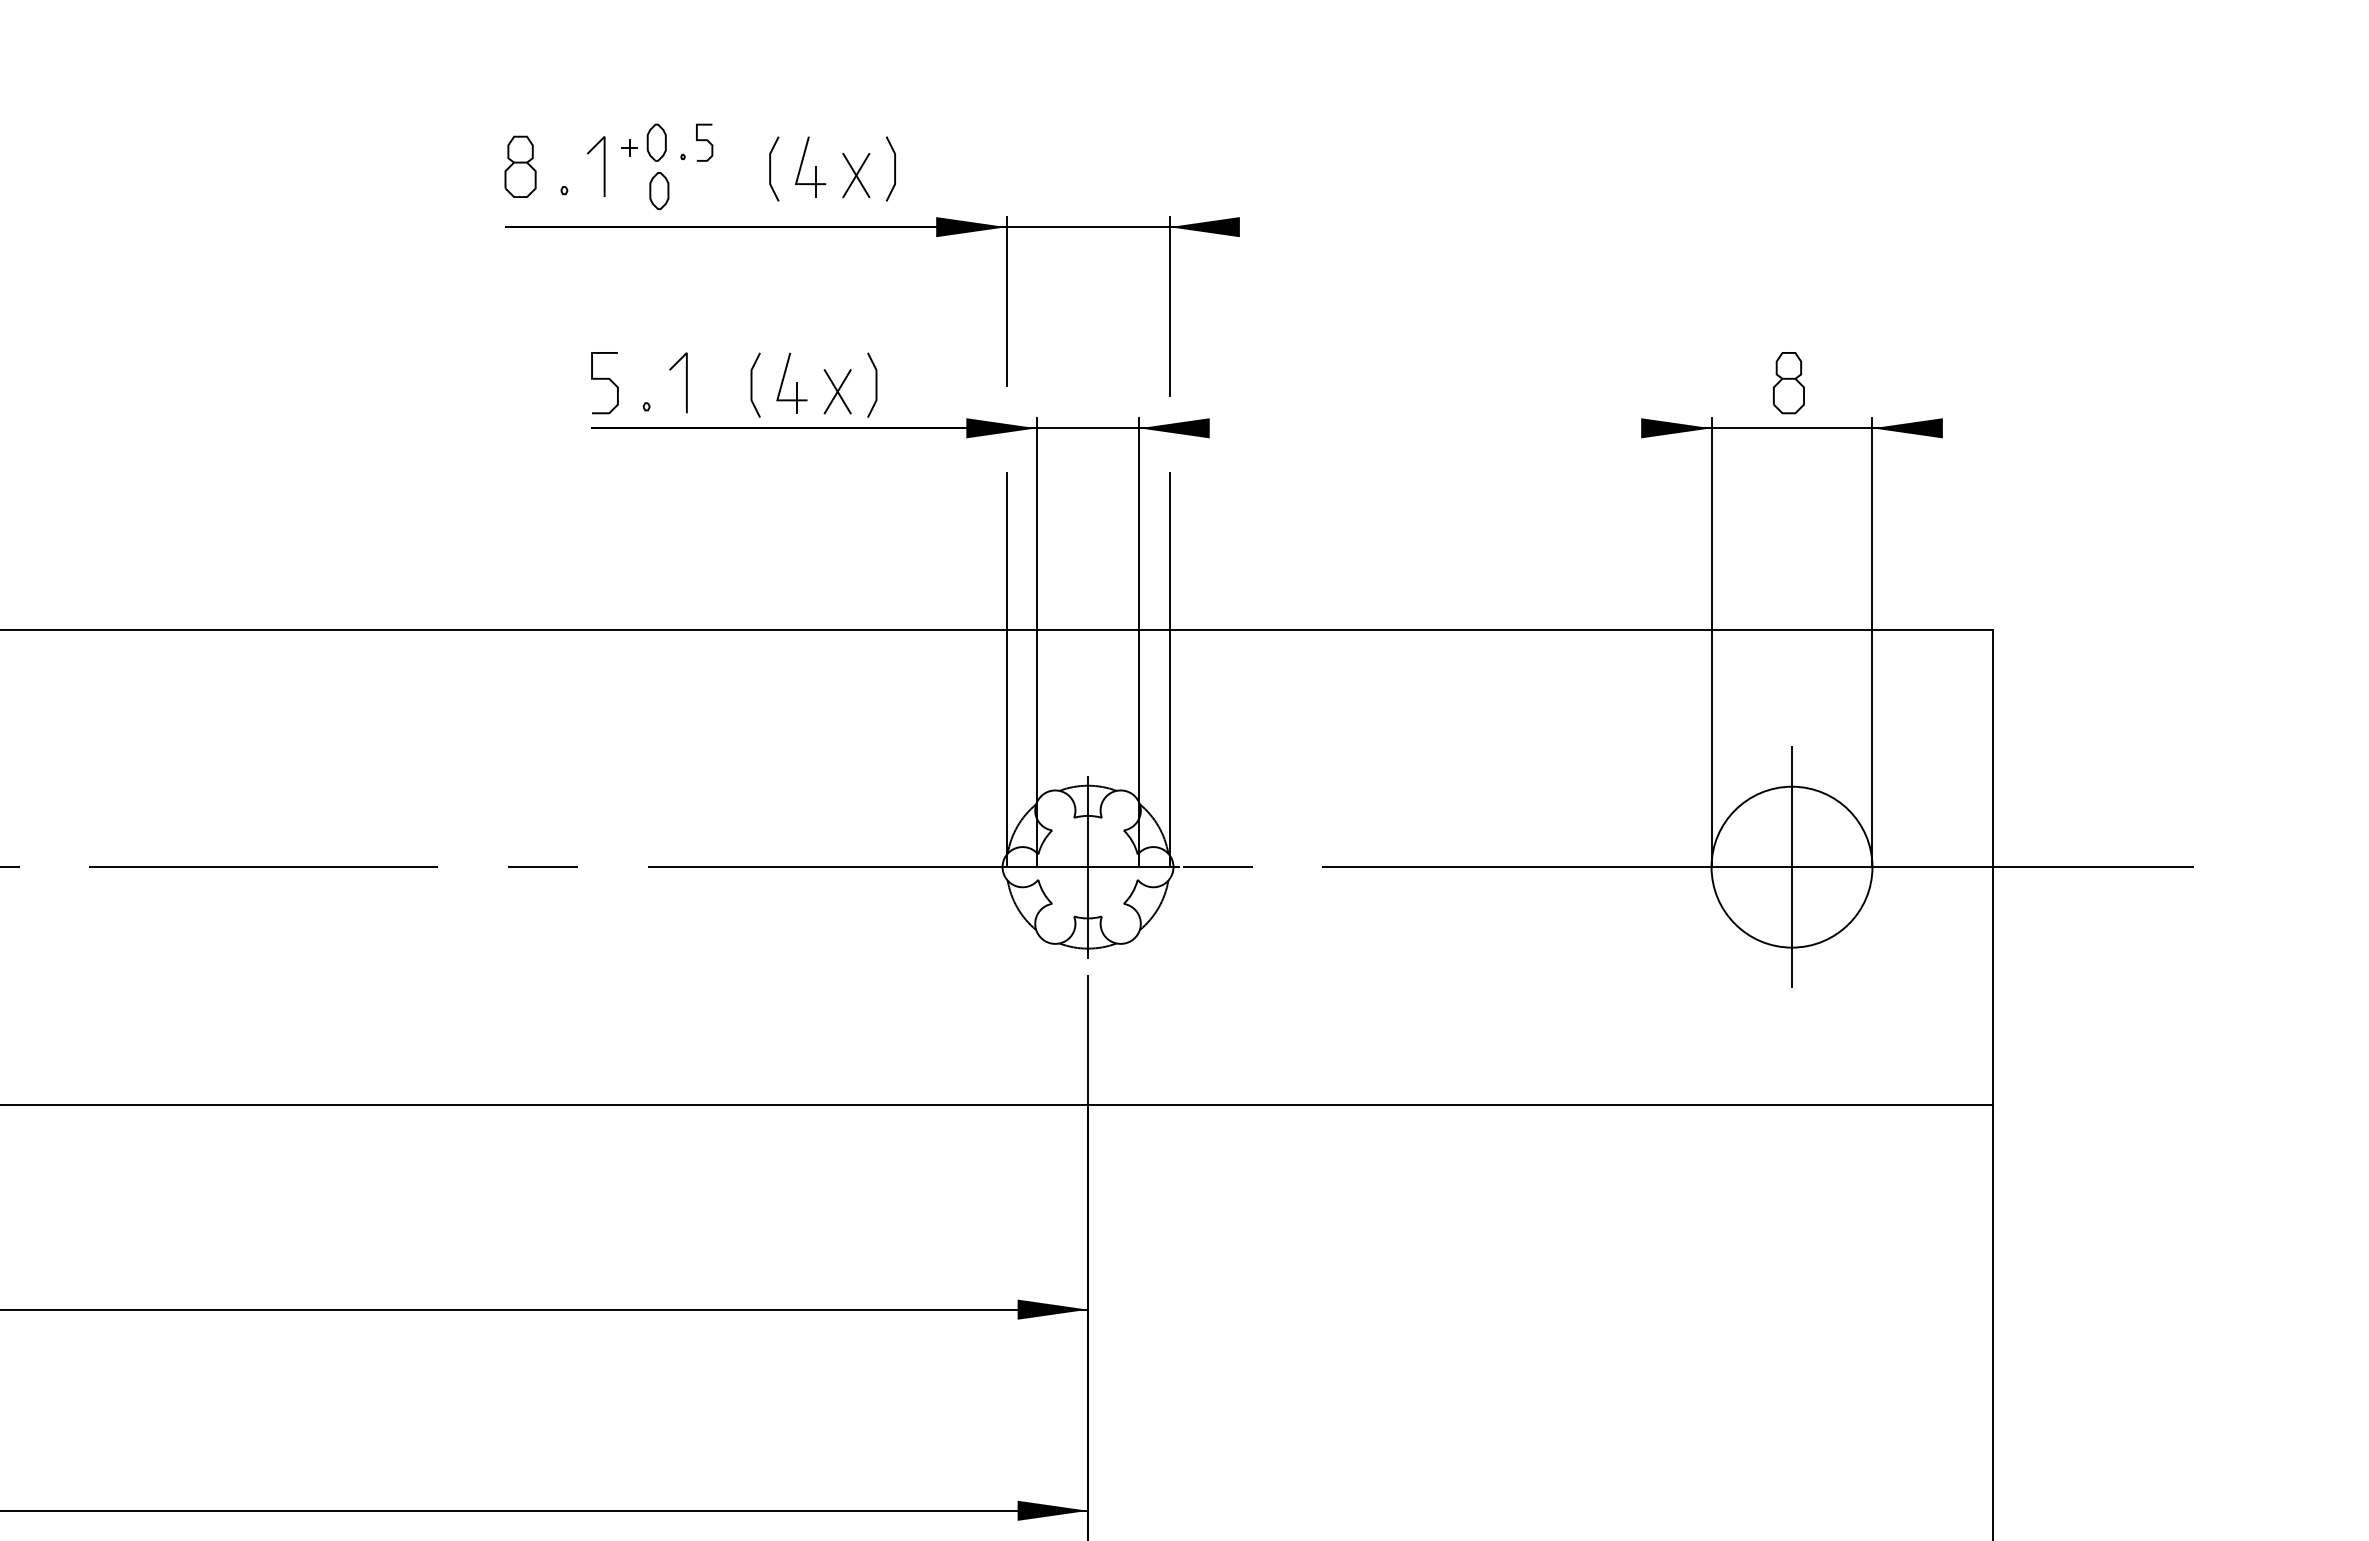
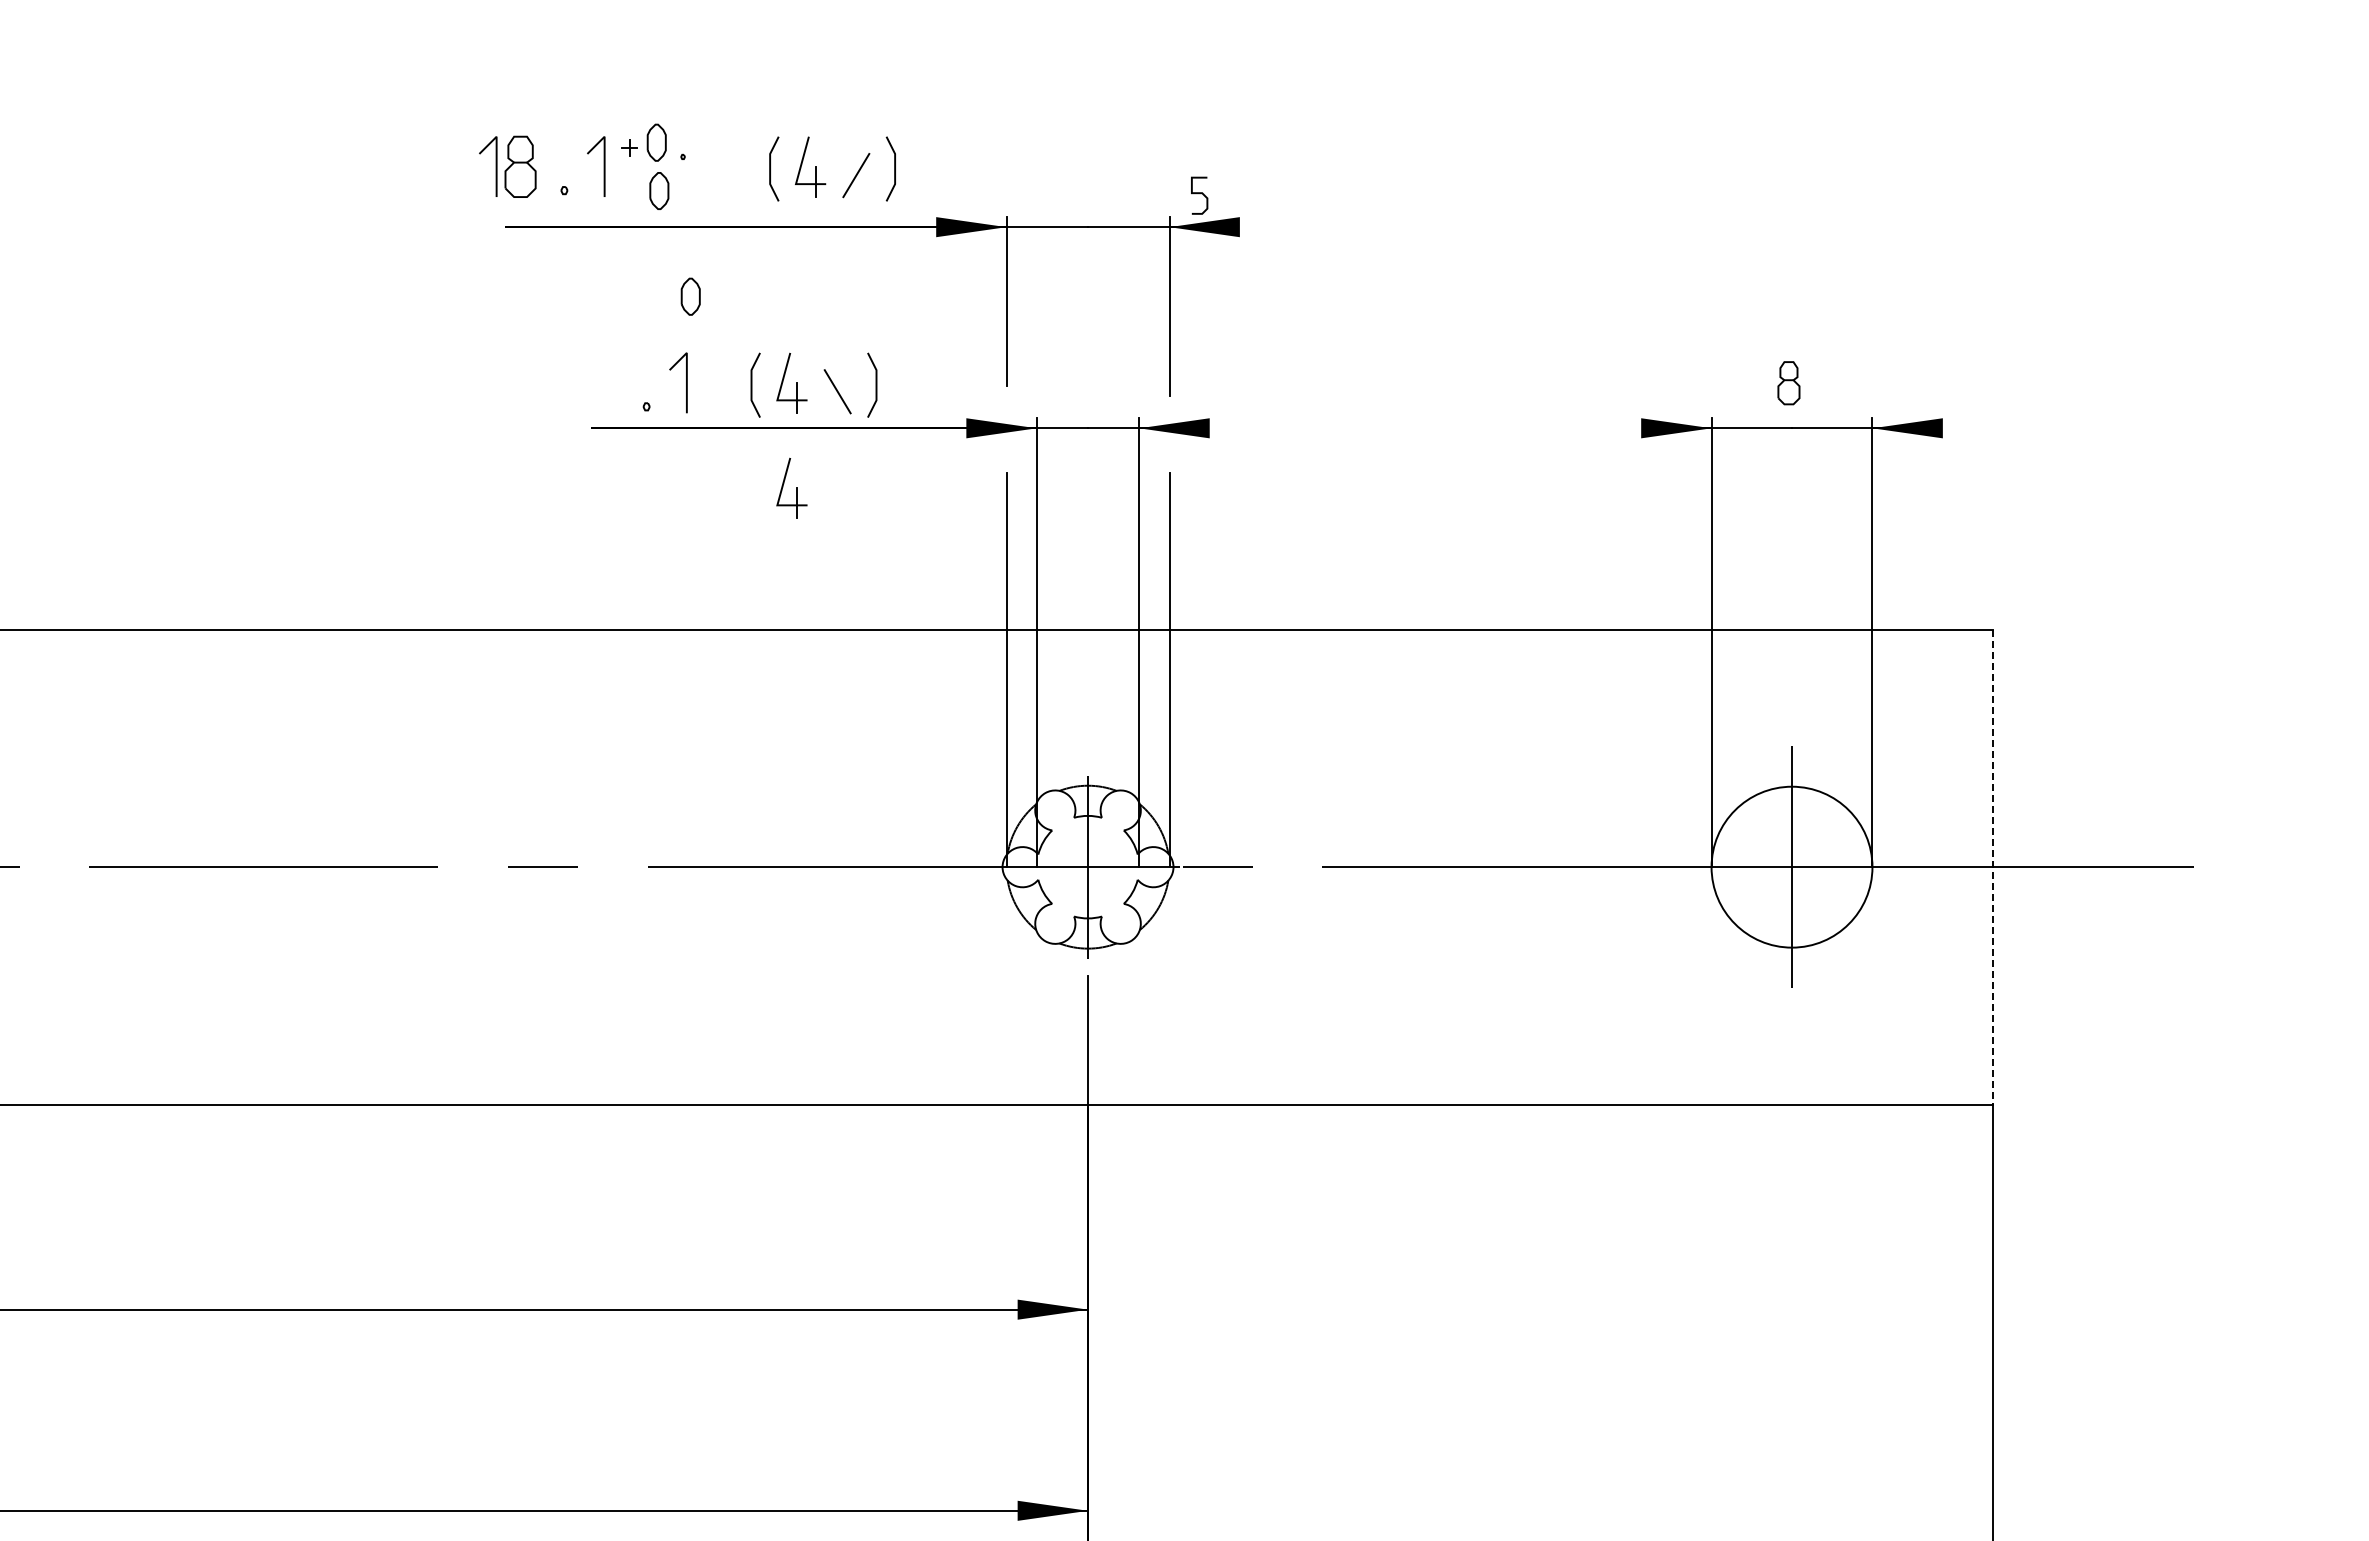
curve position: (704, 141) -> (1199, 194) (1199, 194)
line: none -> present (495, 166)
line: present -> none (856, 175)
part: none -> present (690, 296)
curve: present -> none (604, 379)
part size: 32x63 px -> 24x45 px (1788, 383)
line: present -> none (837, 391)
part: none -> present (791, 487)
line: solid -> dashed (1993, 867)
